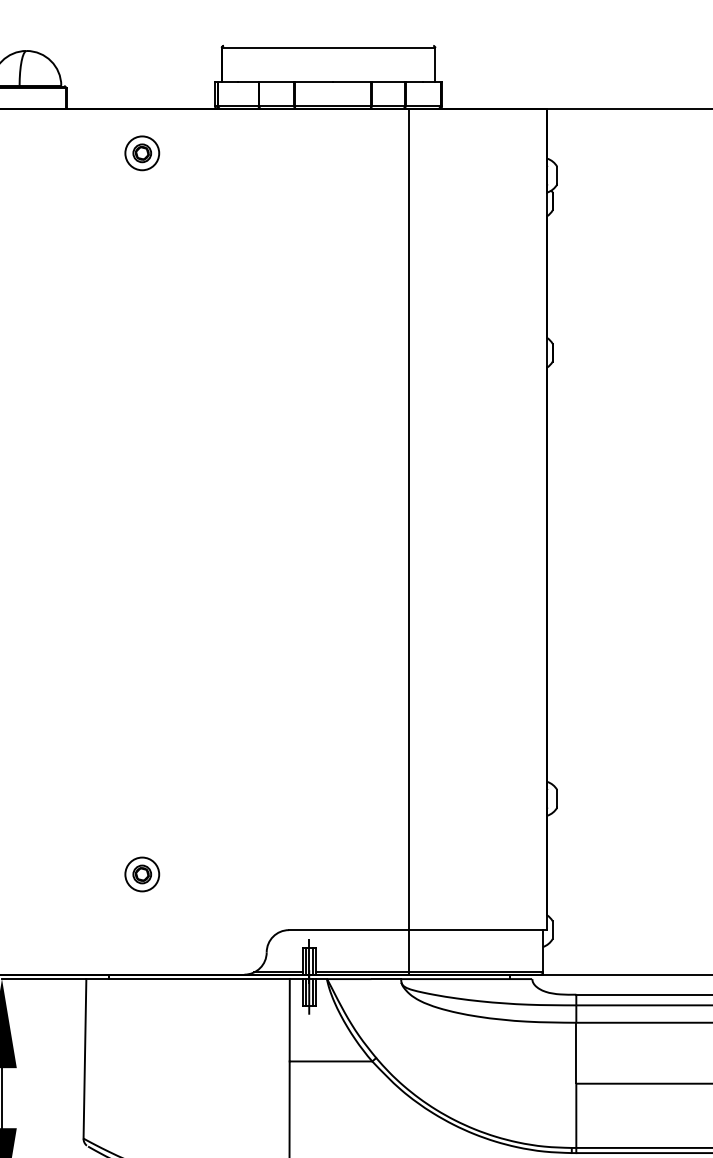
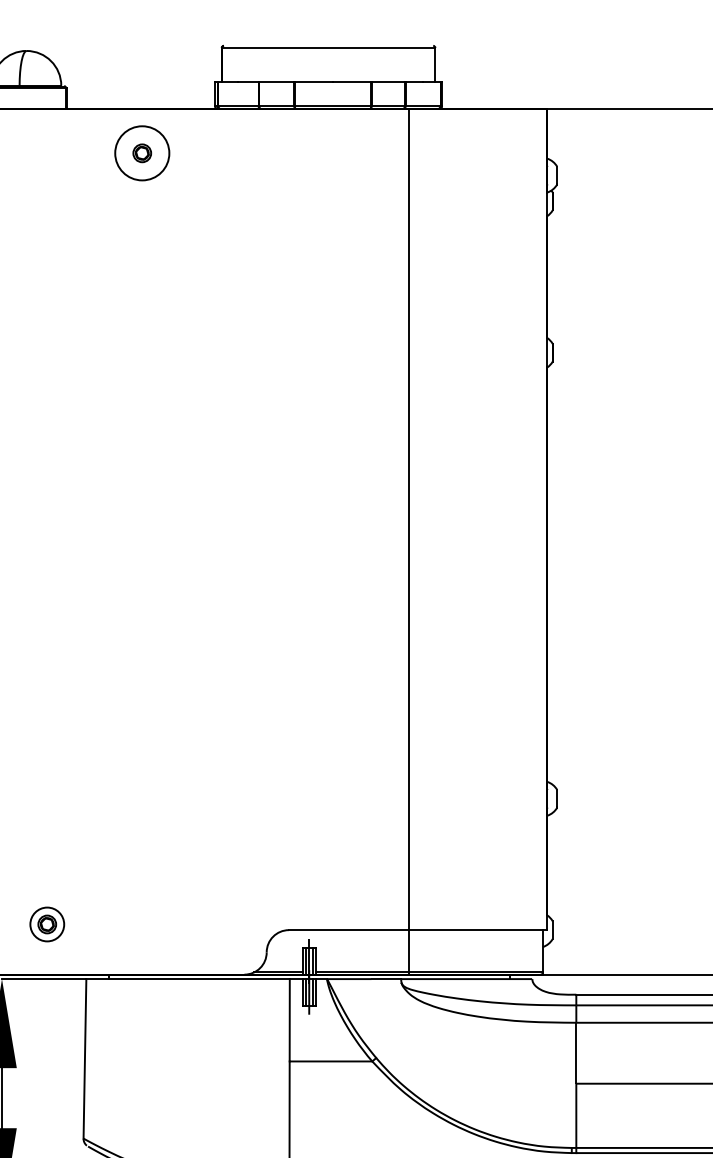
circle diameter: 34 px -> 54 px (142, 153)
part position: (142, 874) -> (47, 924) (47, 924)
